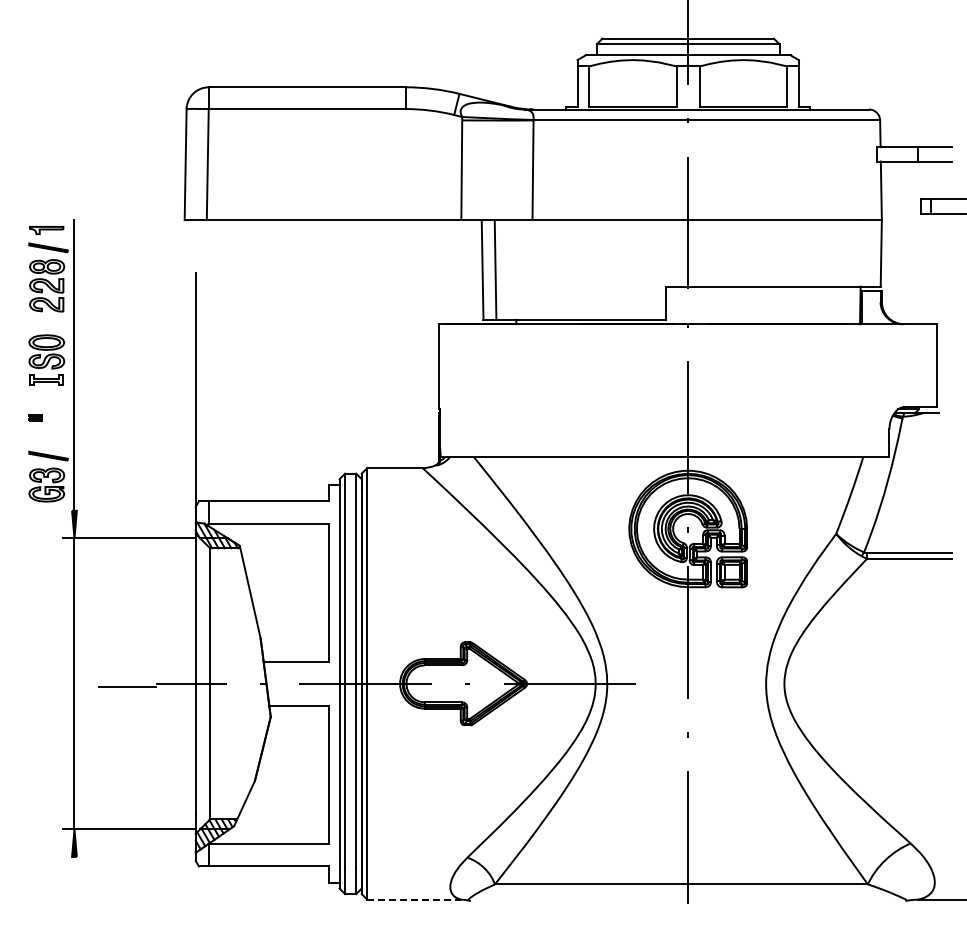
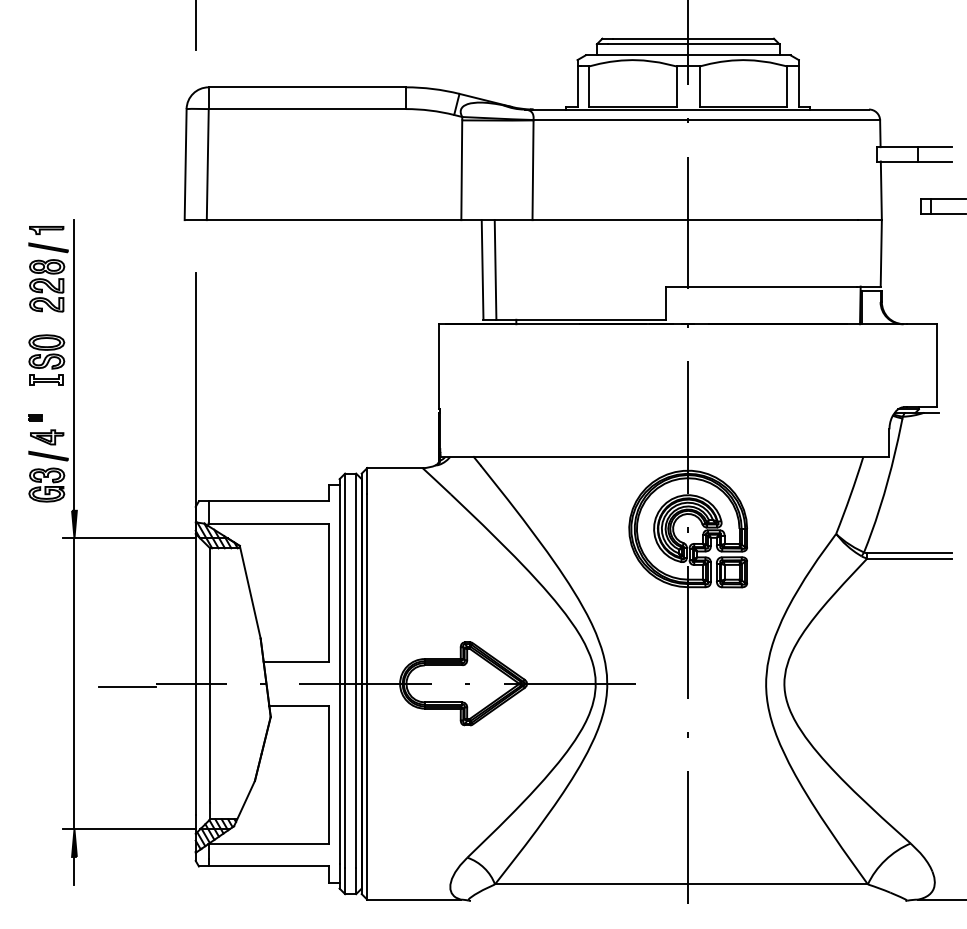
line: none -> present (195, 26)
part: none -> present (47, 437)
line: none -> present (74, 870)
line: dashed -> solid (414, 899)
